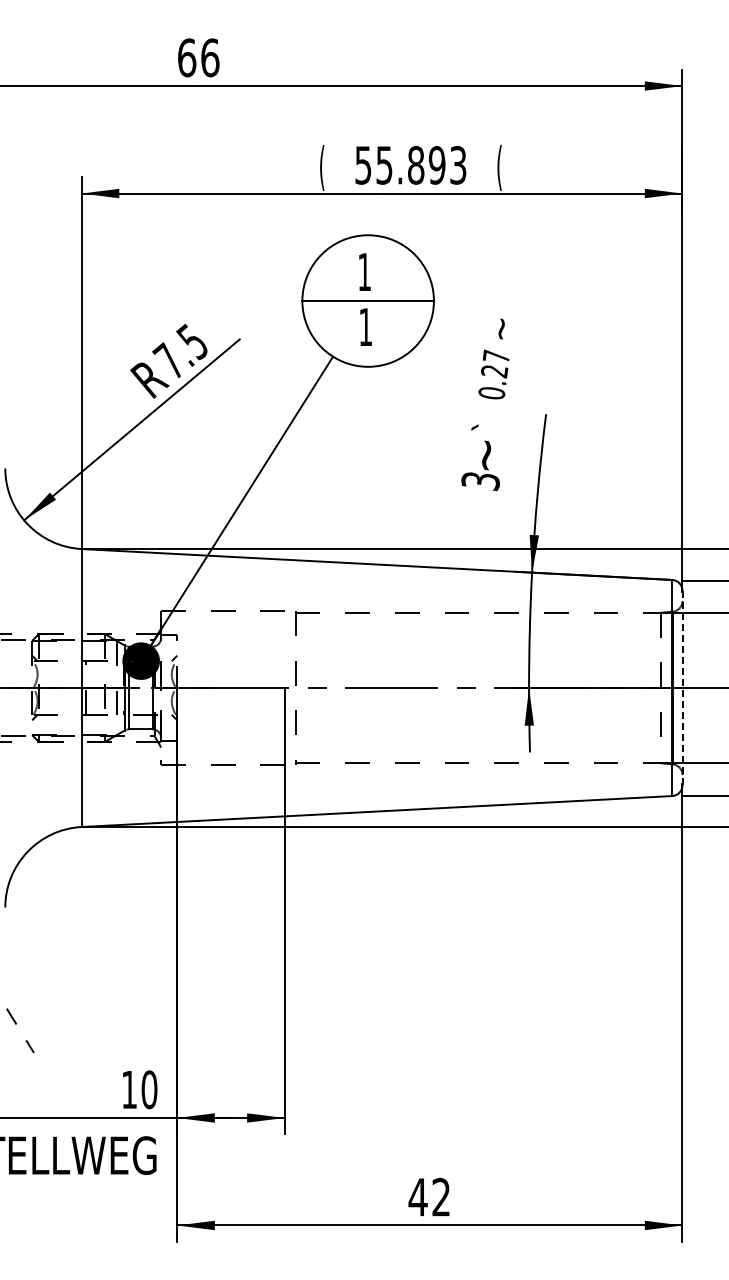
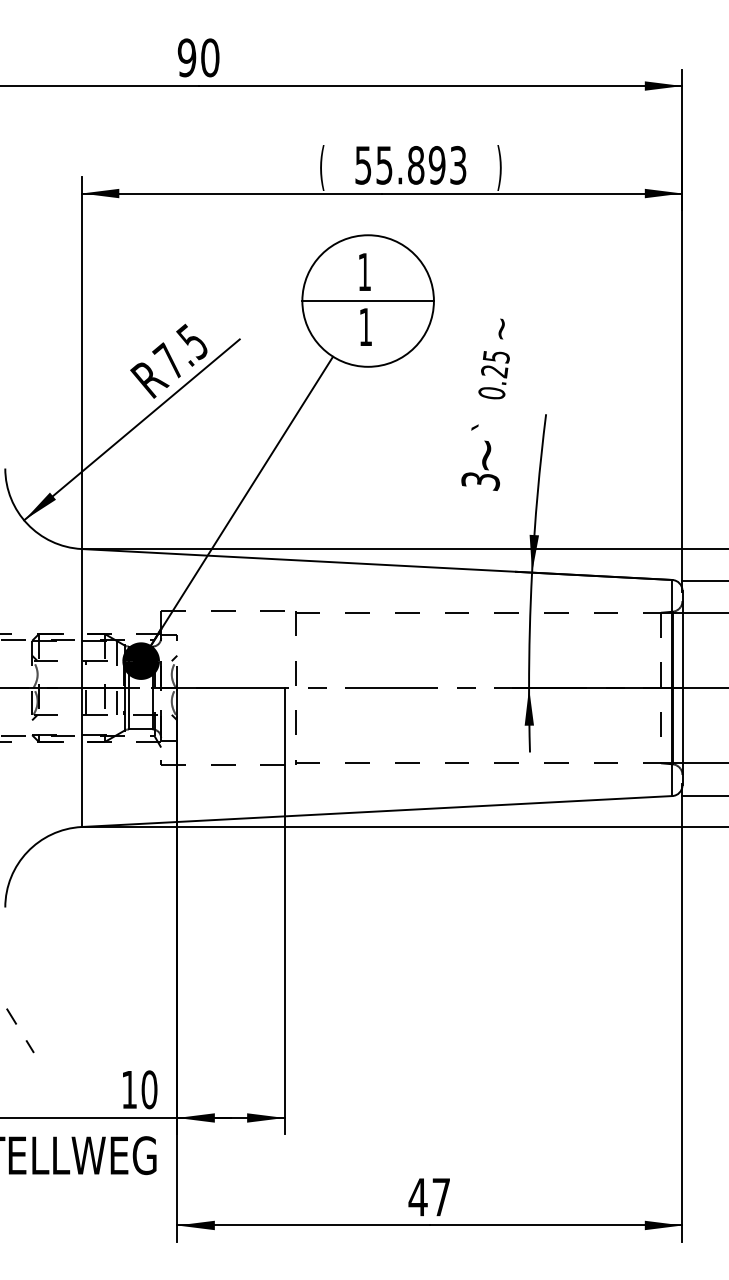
text: 66 -> 90 (198, 57)
text: ( -> ) (499, 167)
text: 0.27 -> 0.25 (495, 356)
line: dashed -> solid (682, 688)
text: 42 -> 47 (440, 1196)
